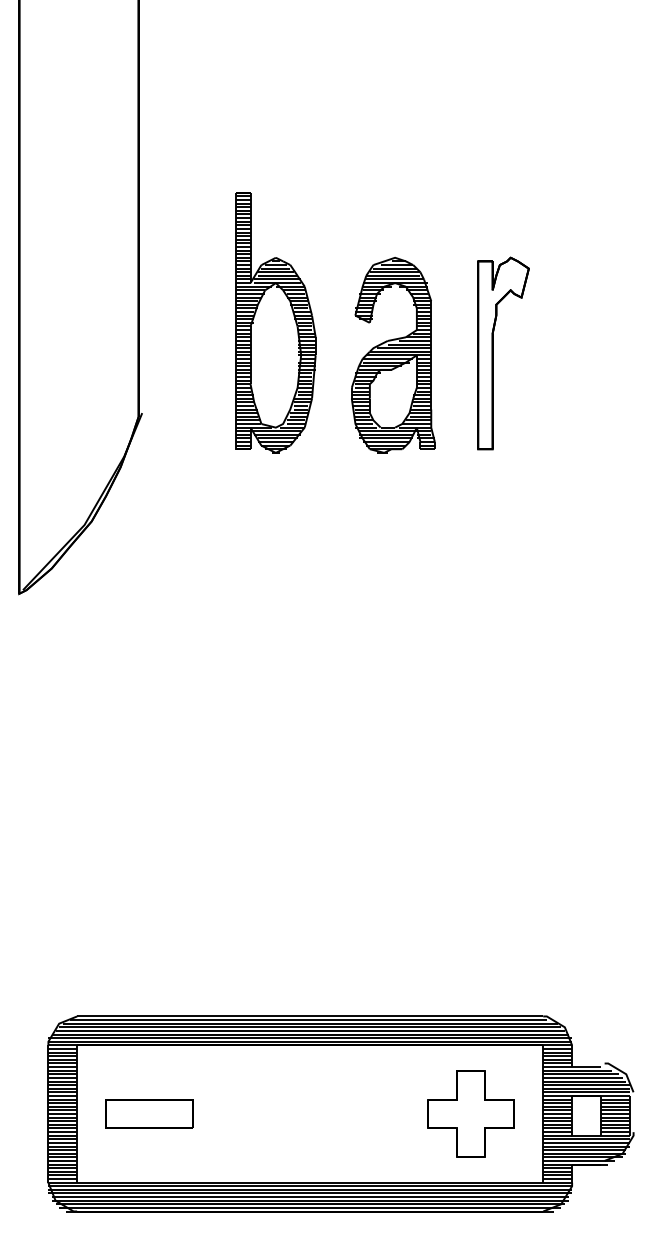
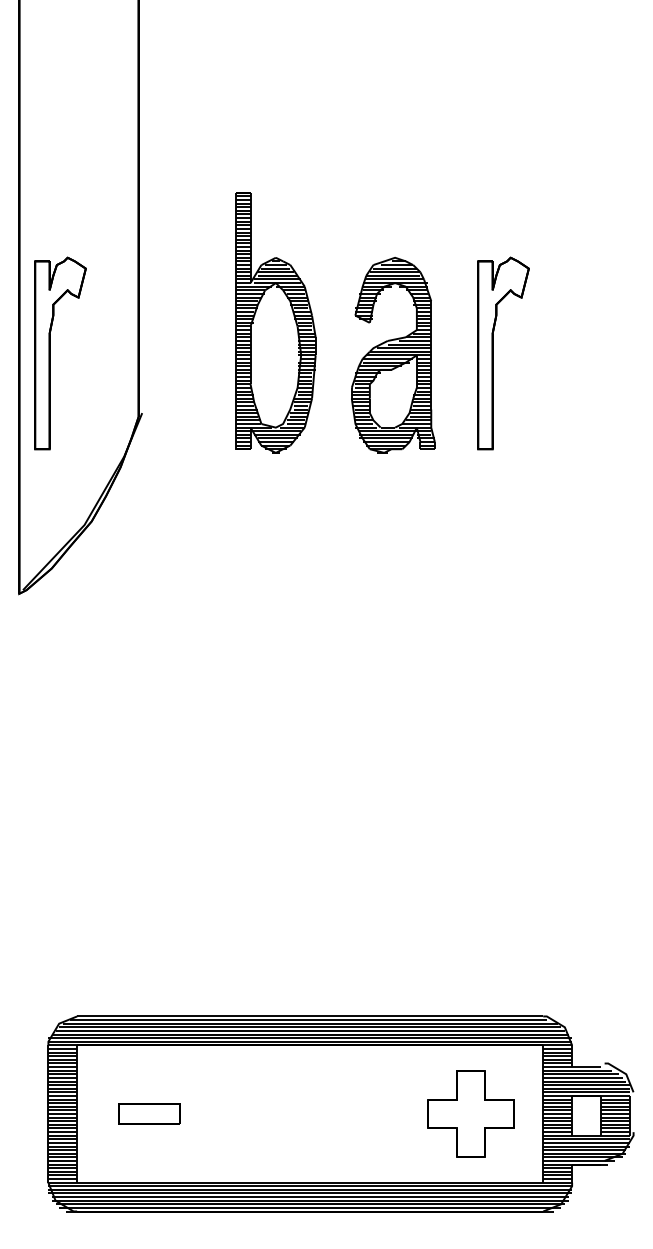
part: none -> present (50, 353)
part size: 89x30 px -> 63x22 px (149, 1113)
